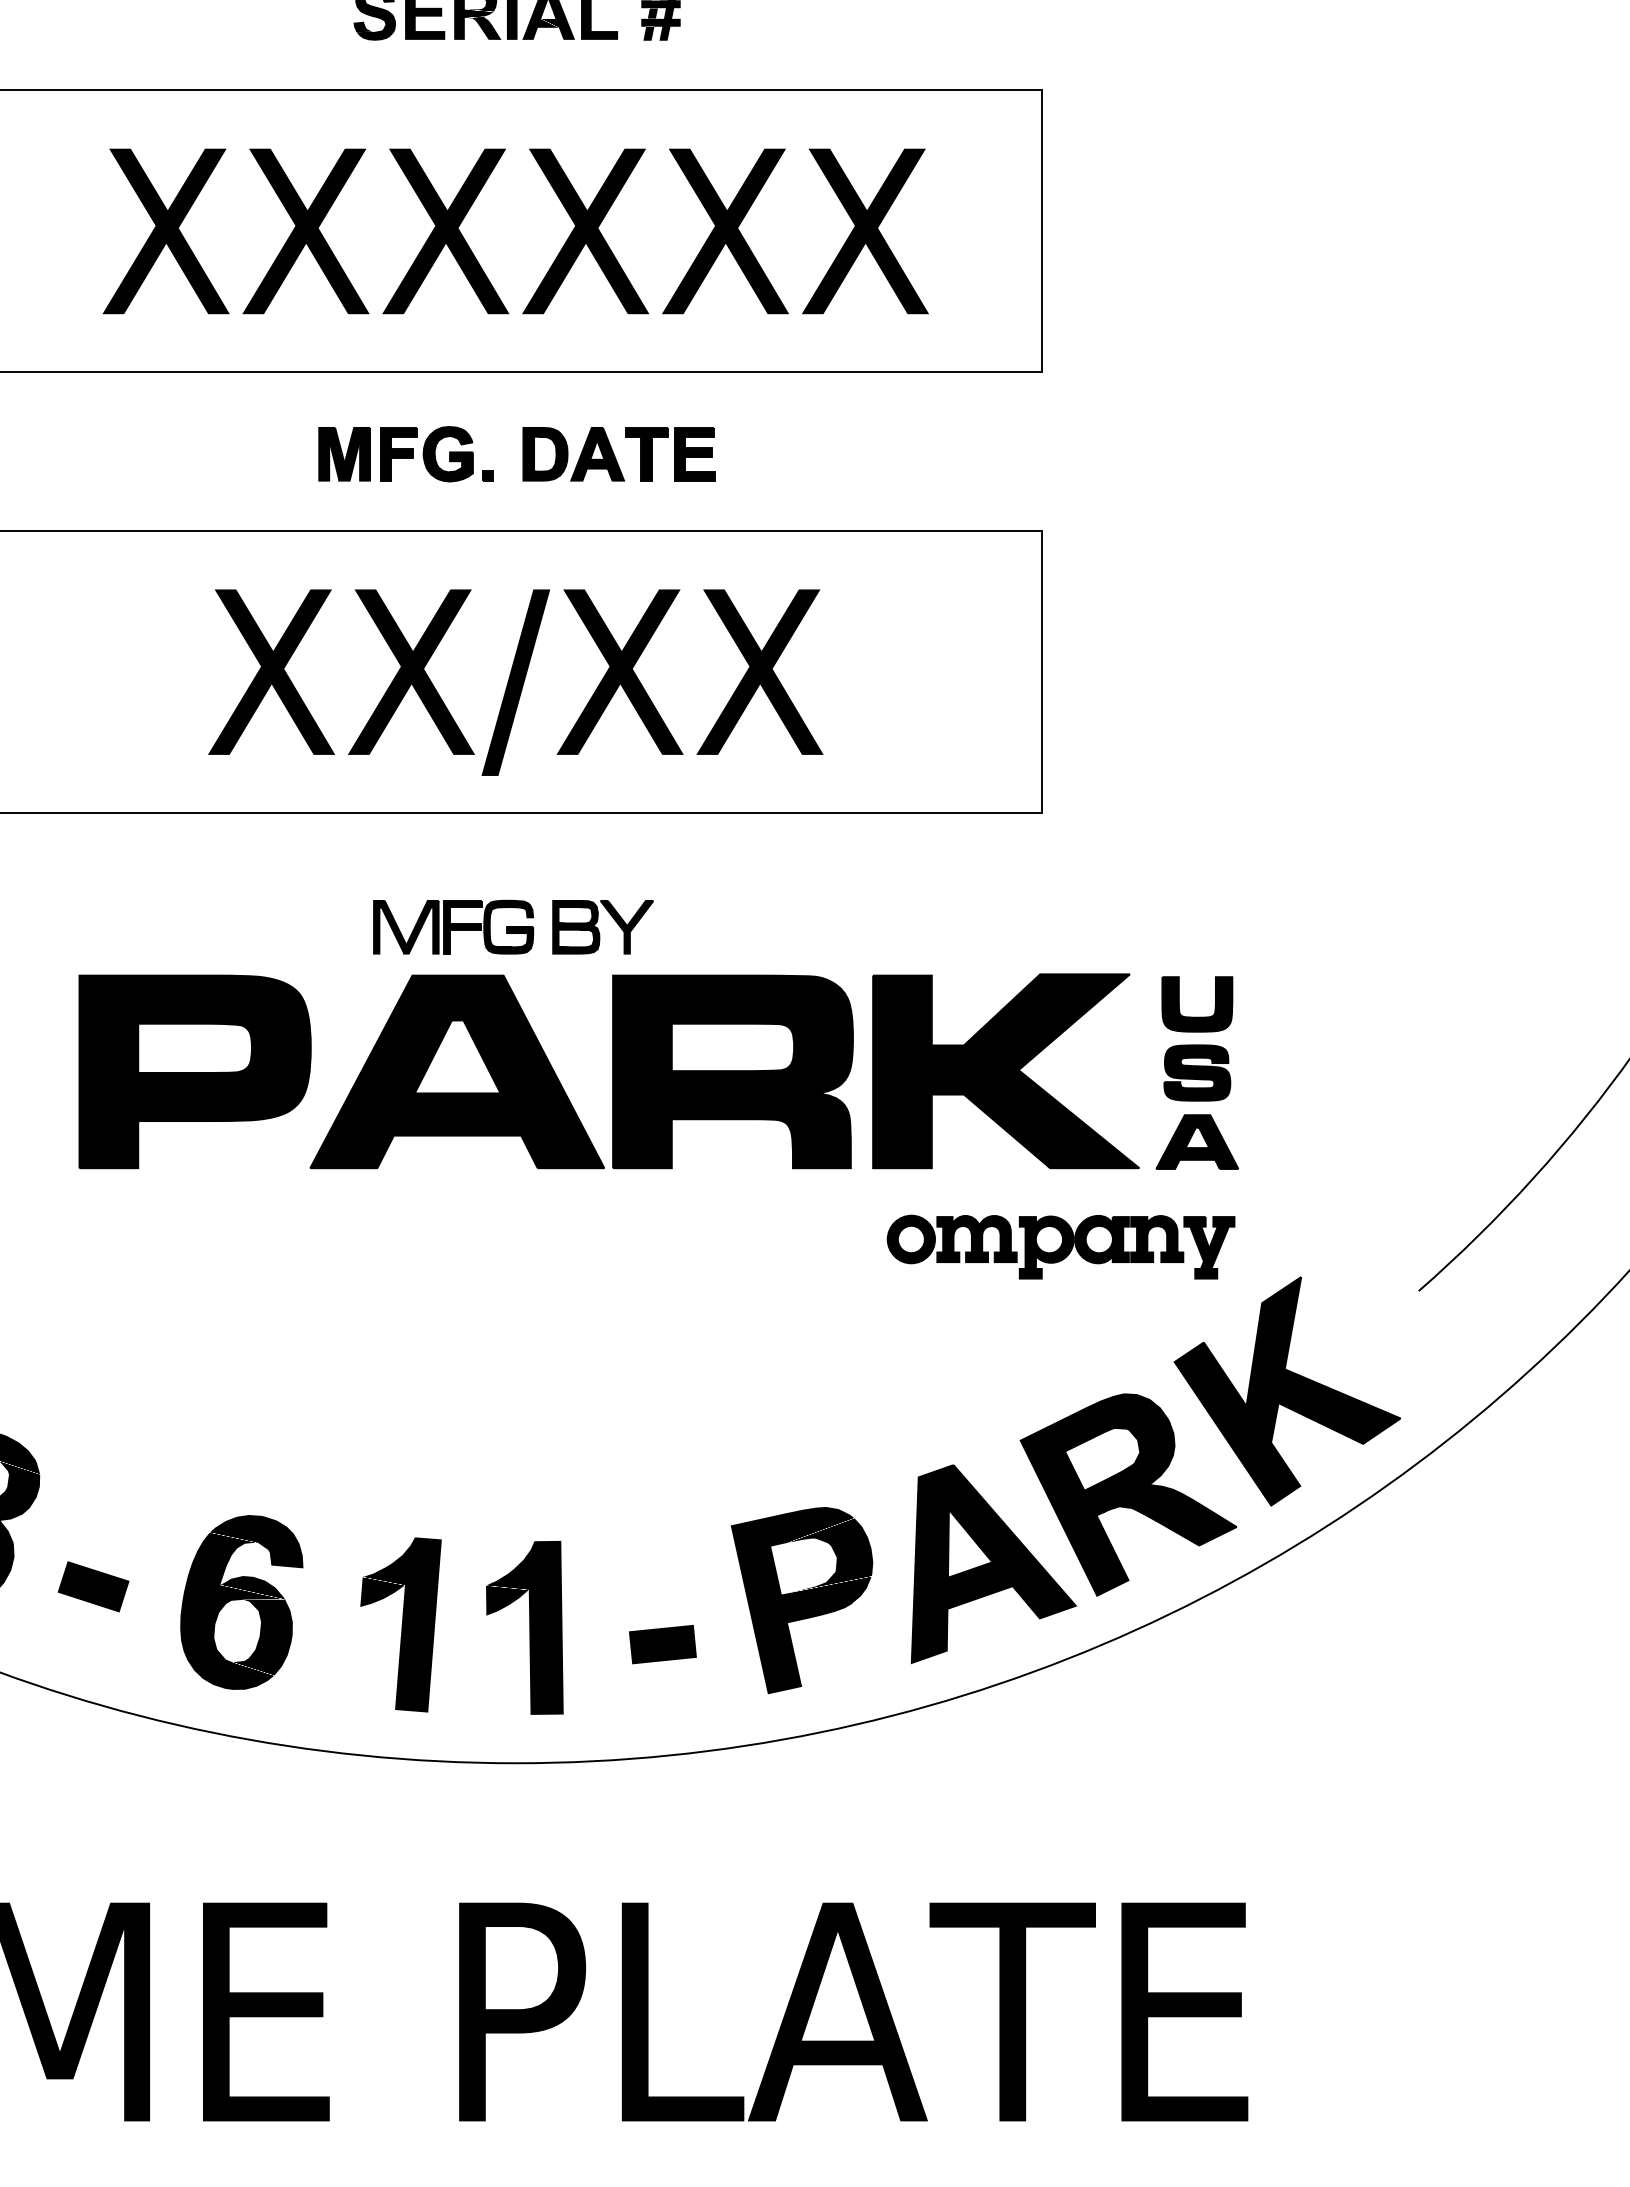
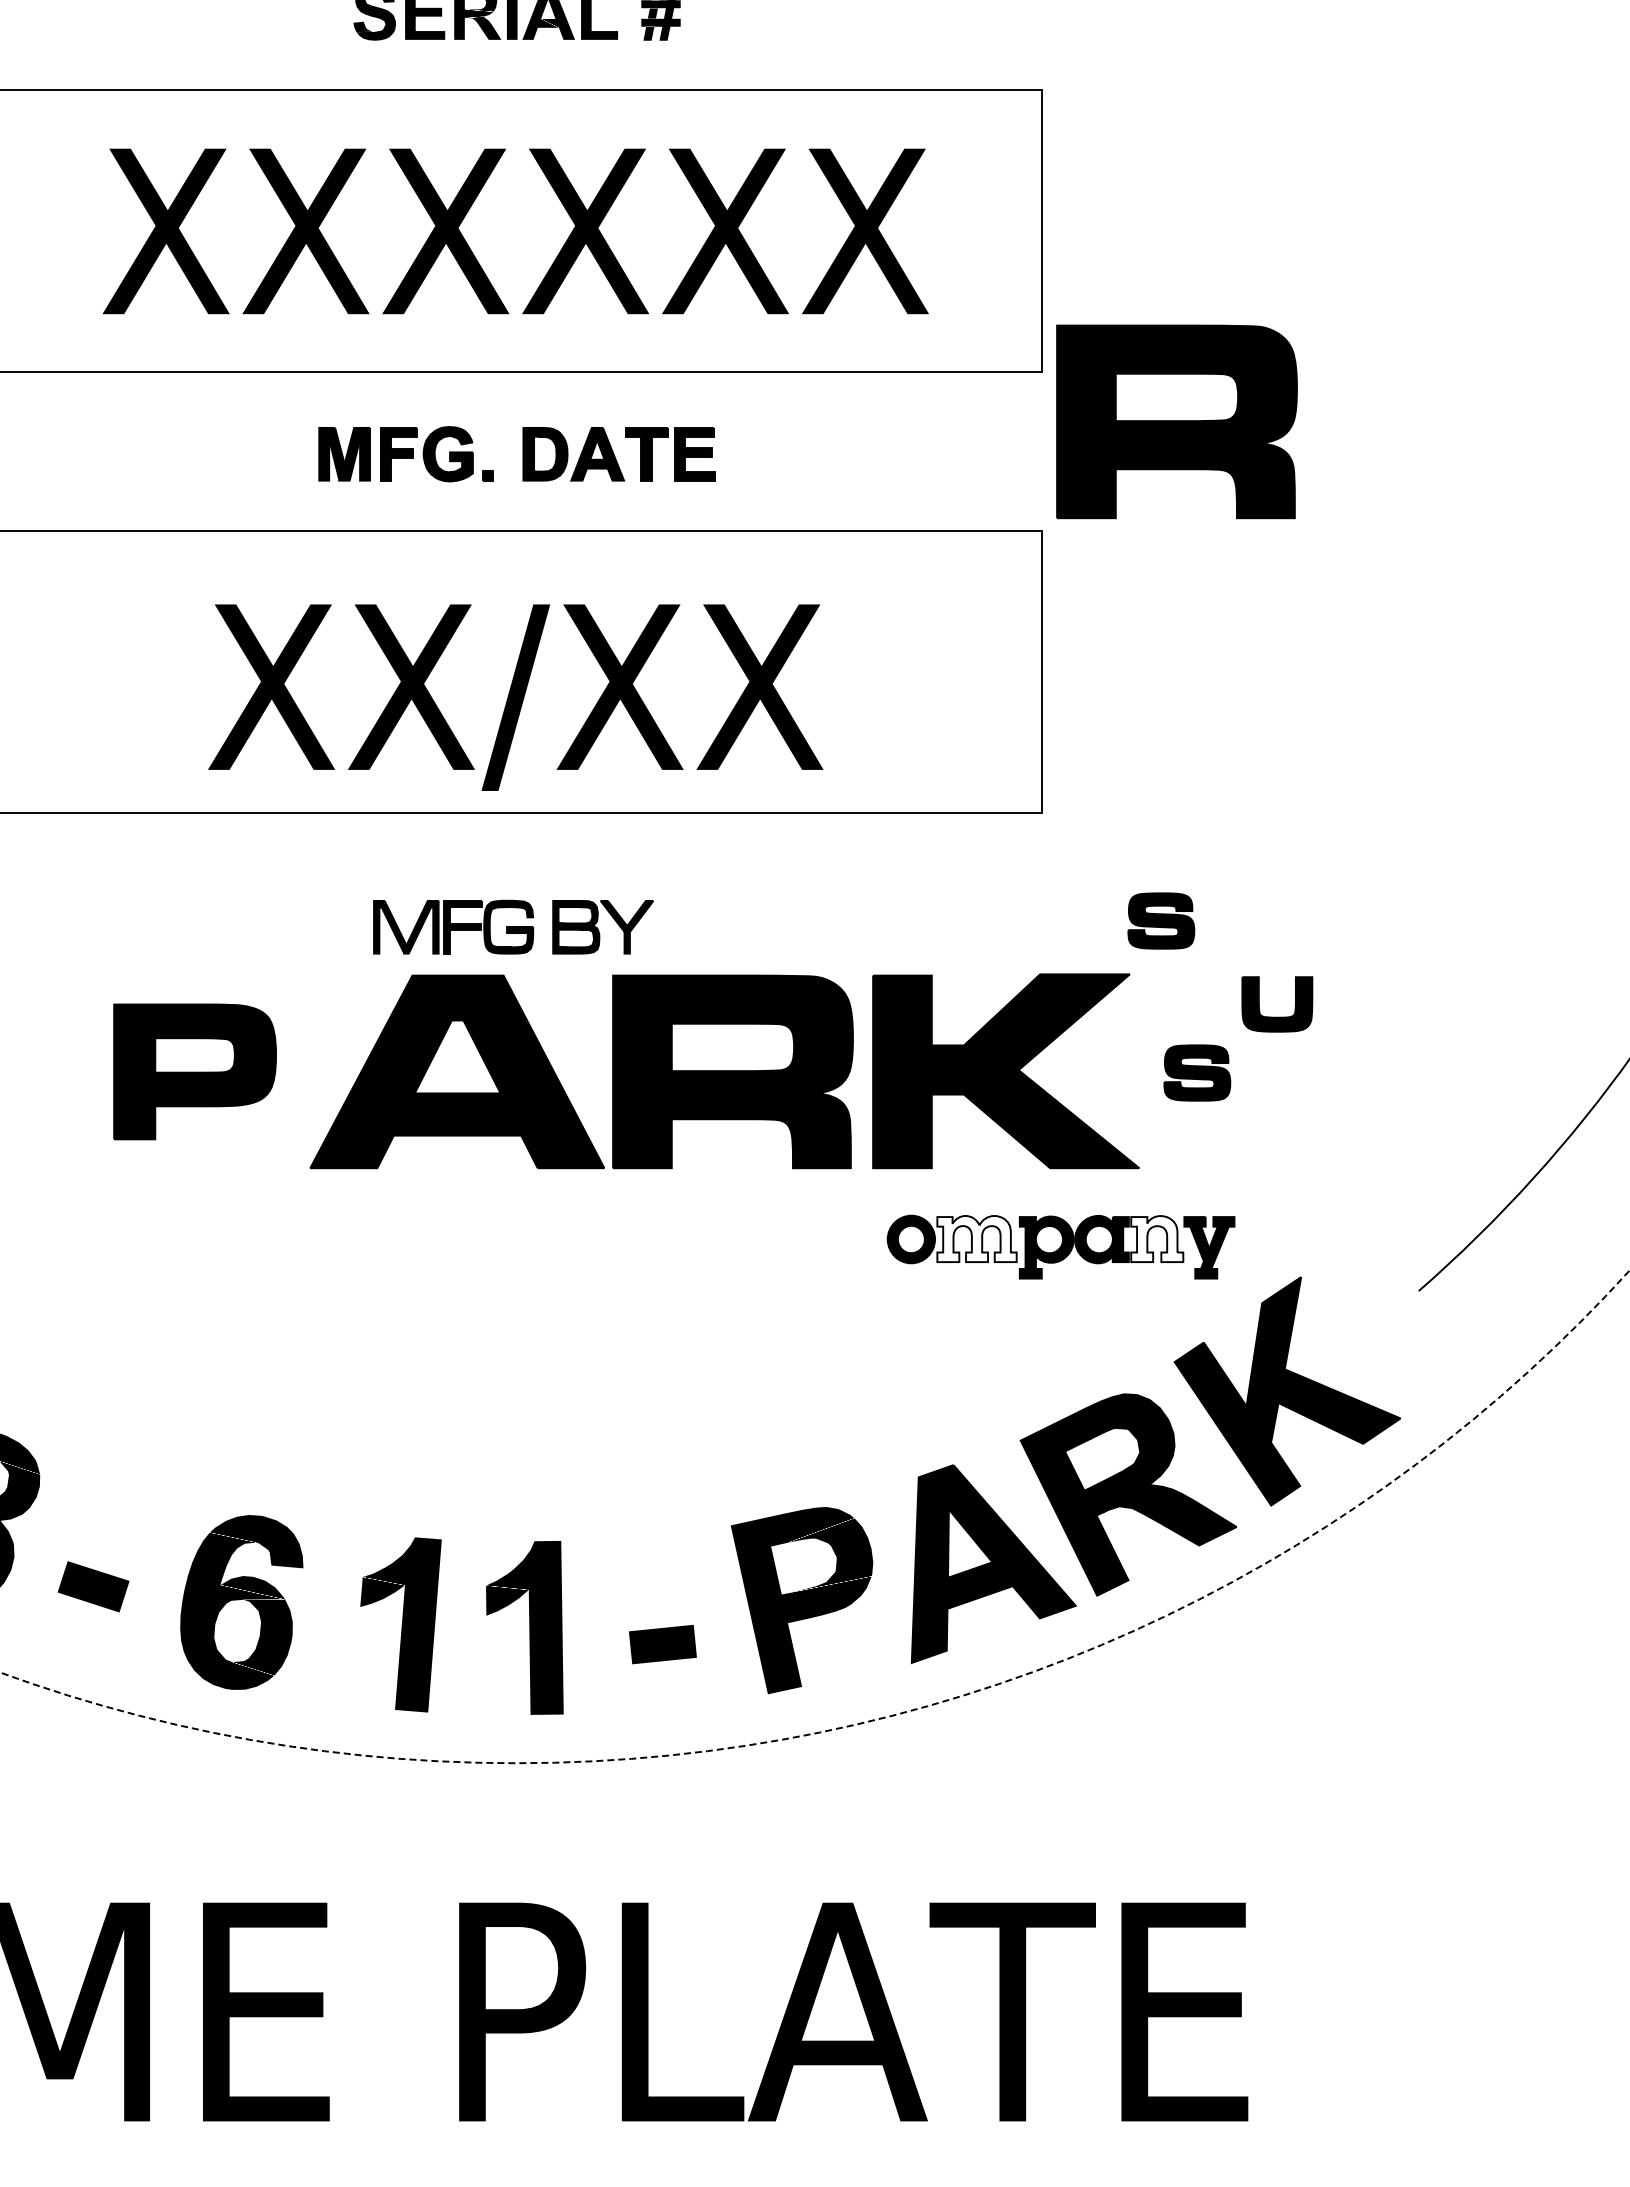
part: none -> present (1176, 421)
text position: (515, 682) -> (515, 697) (515, 697)
part: none -> present (1161, 920)
part position: (1197, 1016) -> (1277, 1016) (1277, 1016)
part size: 234x196 px -> 164x138 px (194, 1071)
part: present -> none (1197, 1141)
fill: present -> none (976, 1238)
fill: present -> none (1157, 1239)
circle: solid -> dashed (814, 1516)
